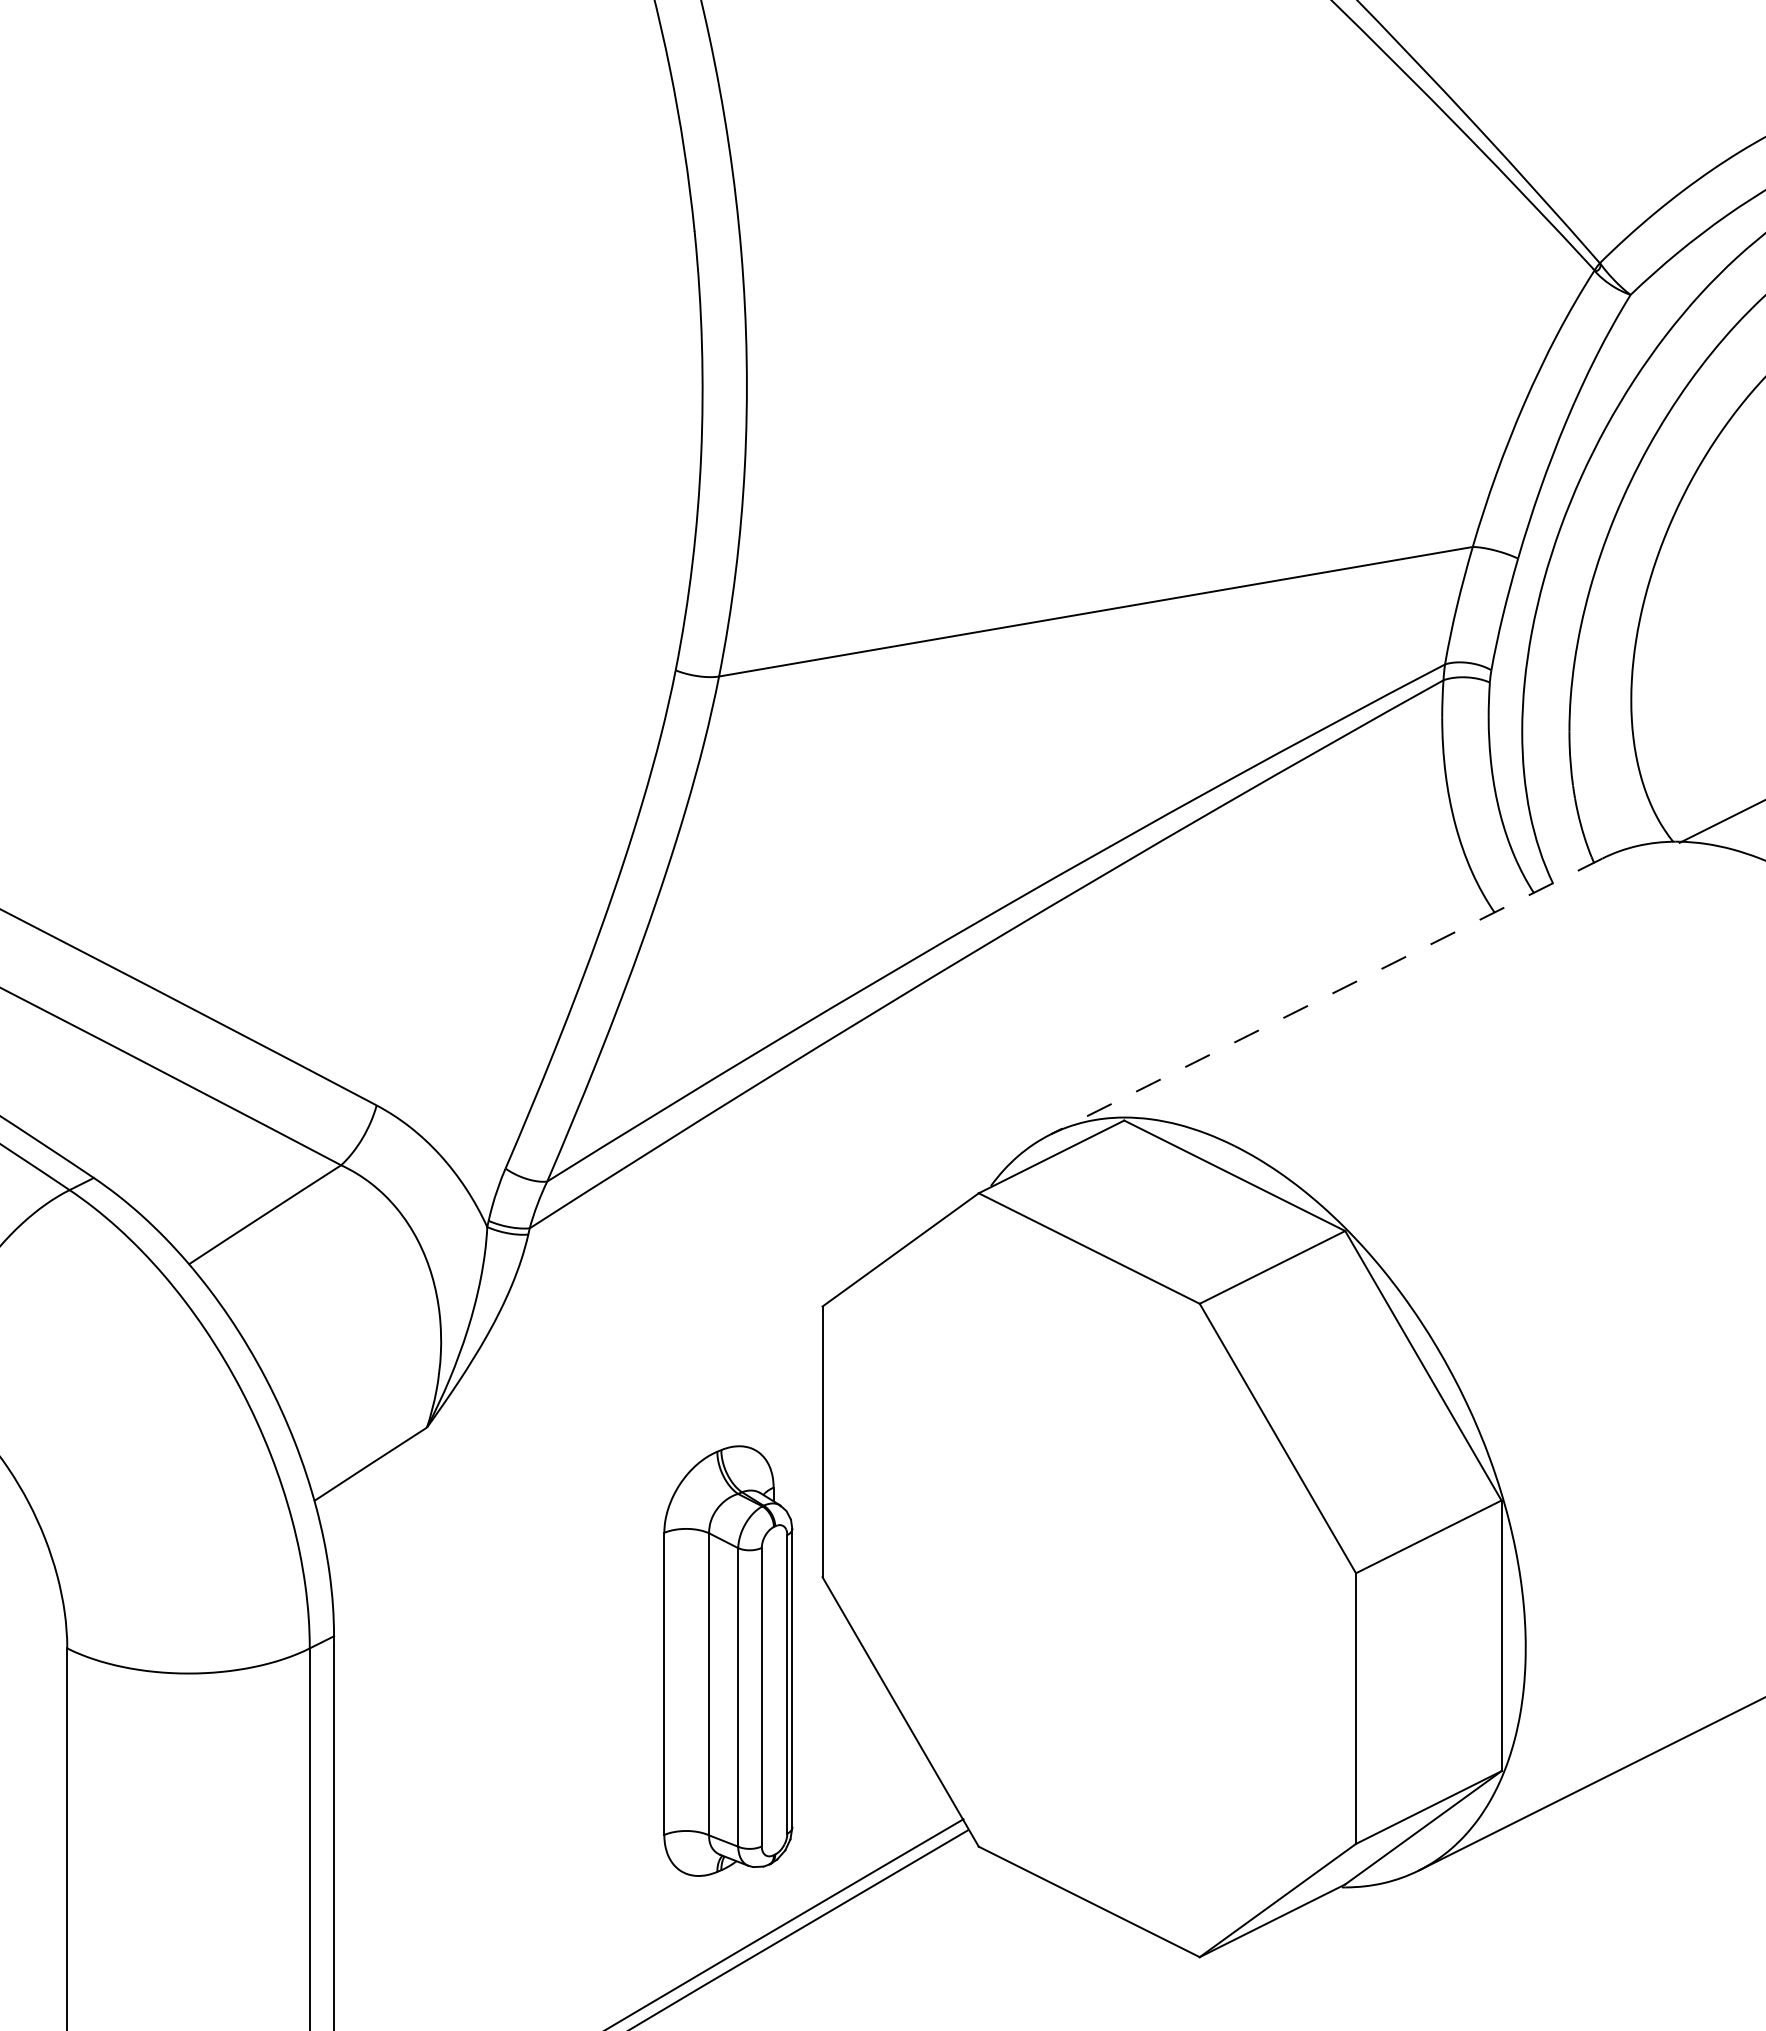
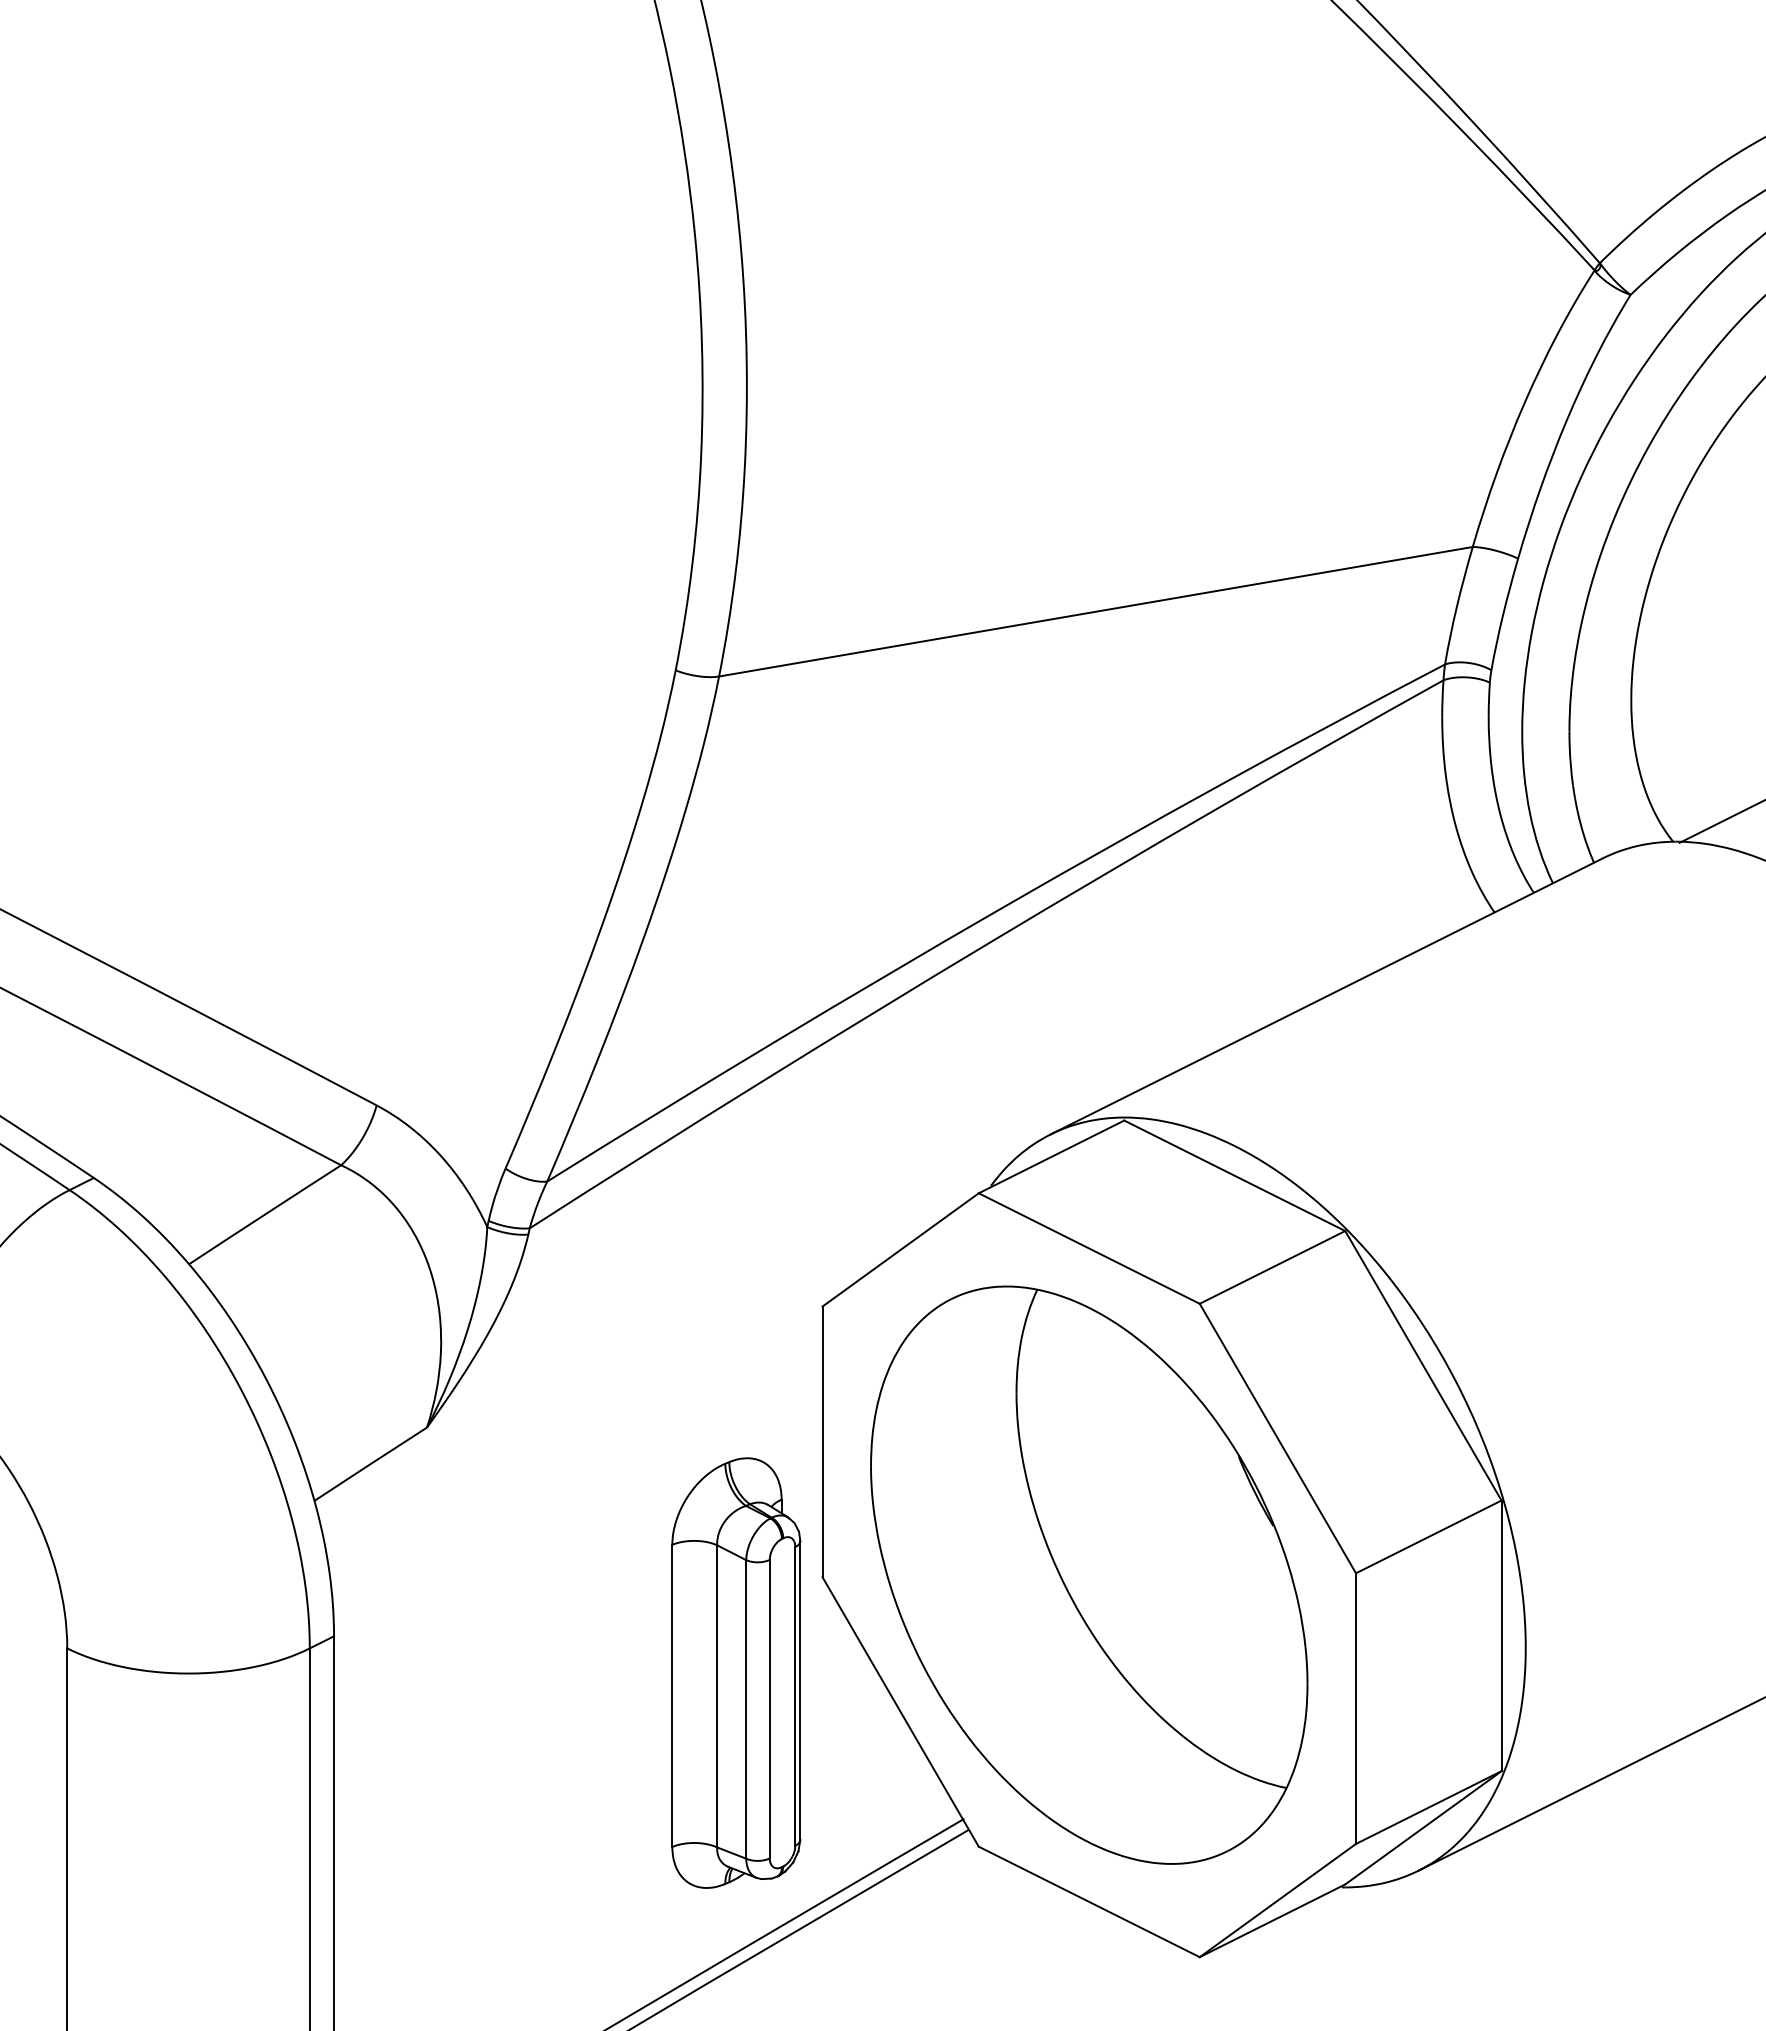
line: dashed -> solid (1326, 996)
part: none -> present (1089, 1574)
part position: (728, 1660) -> (736, 1672) (736, 1672)
